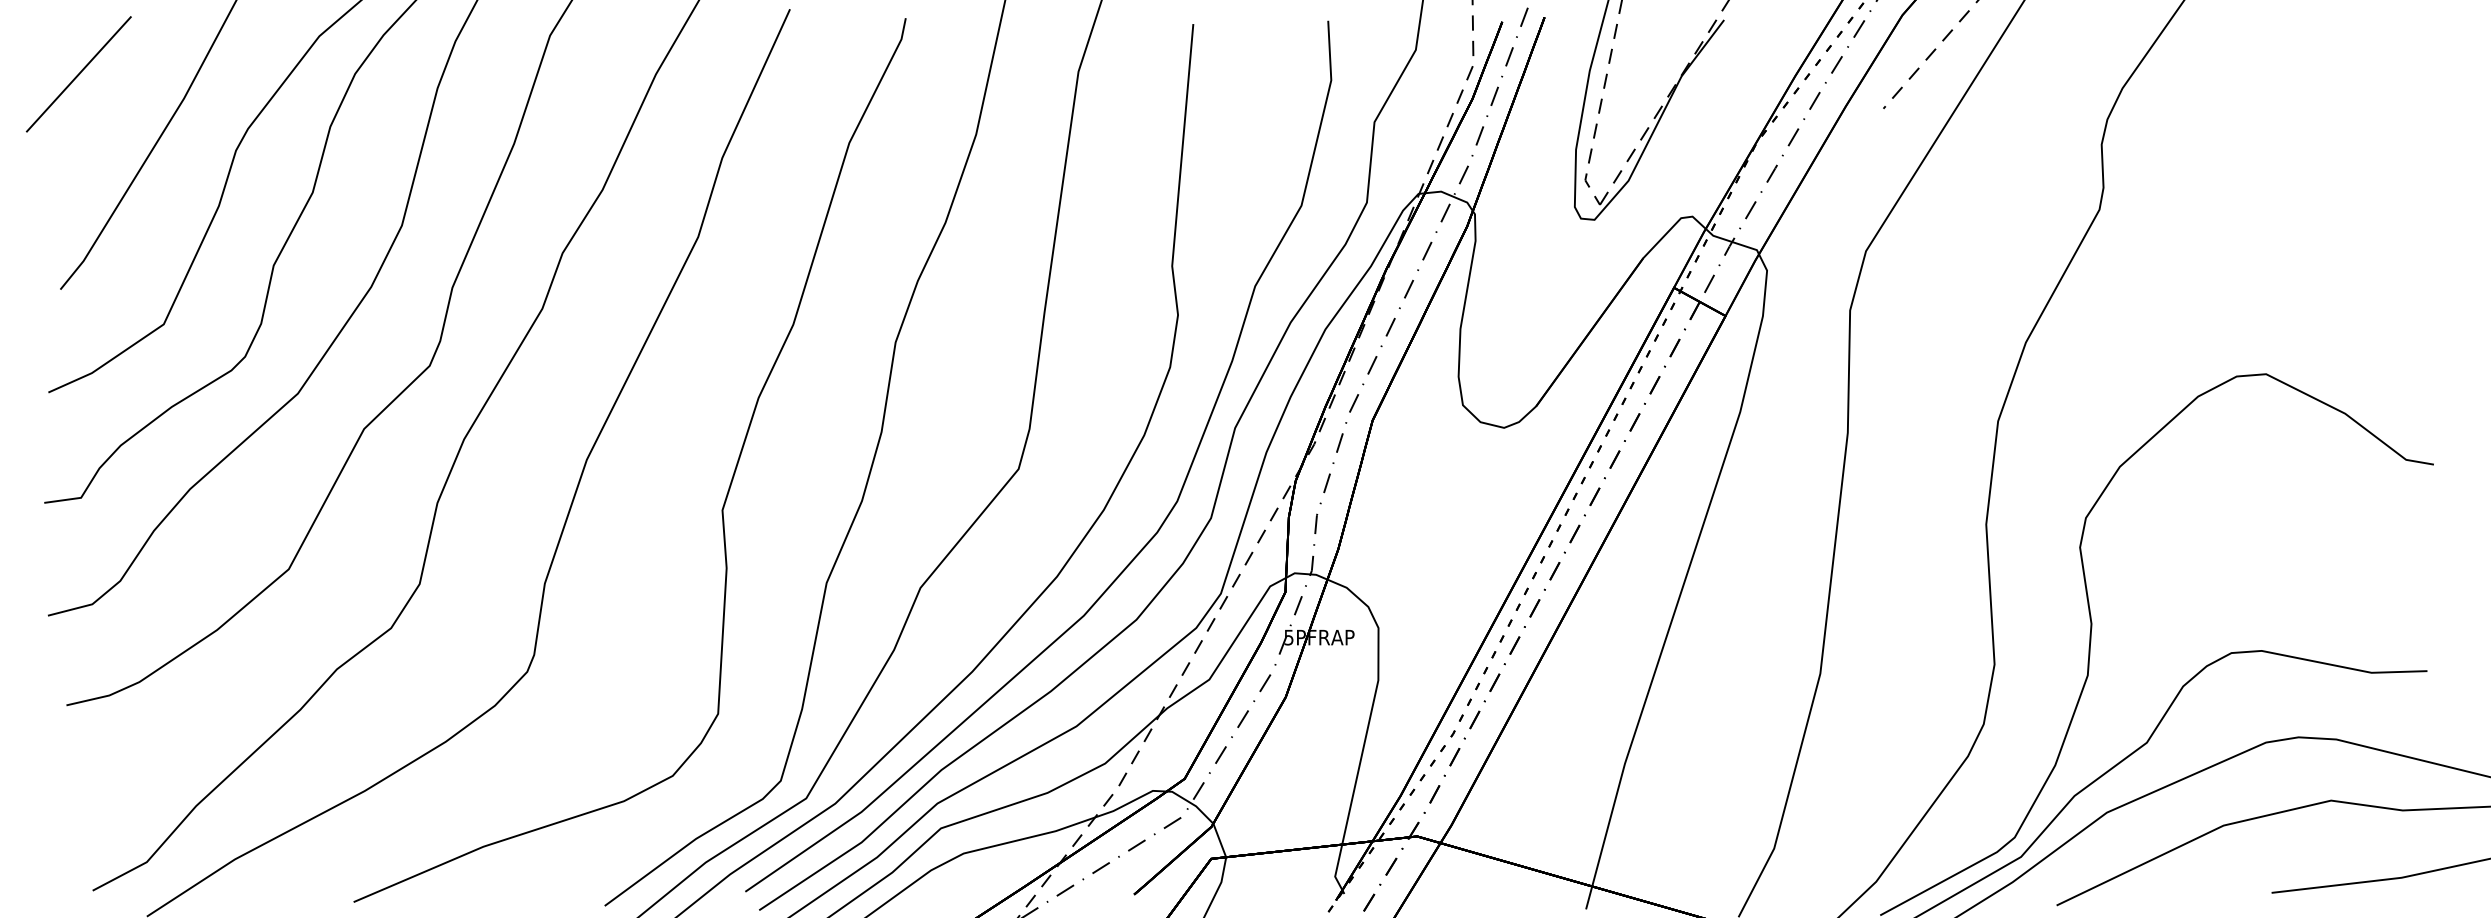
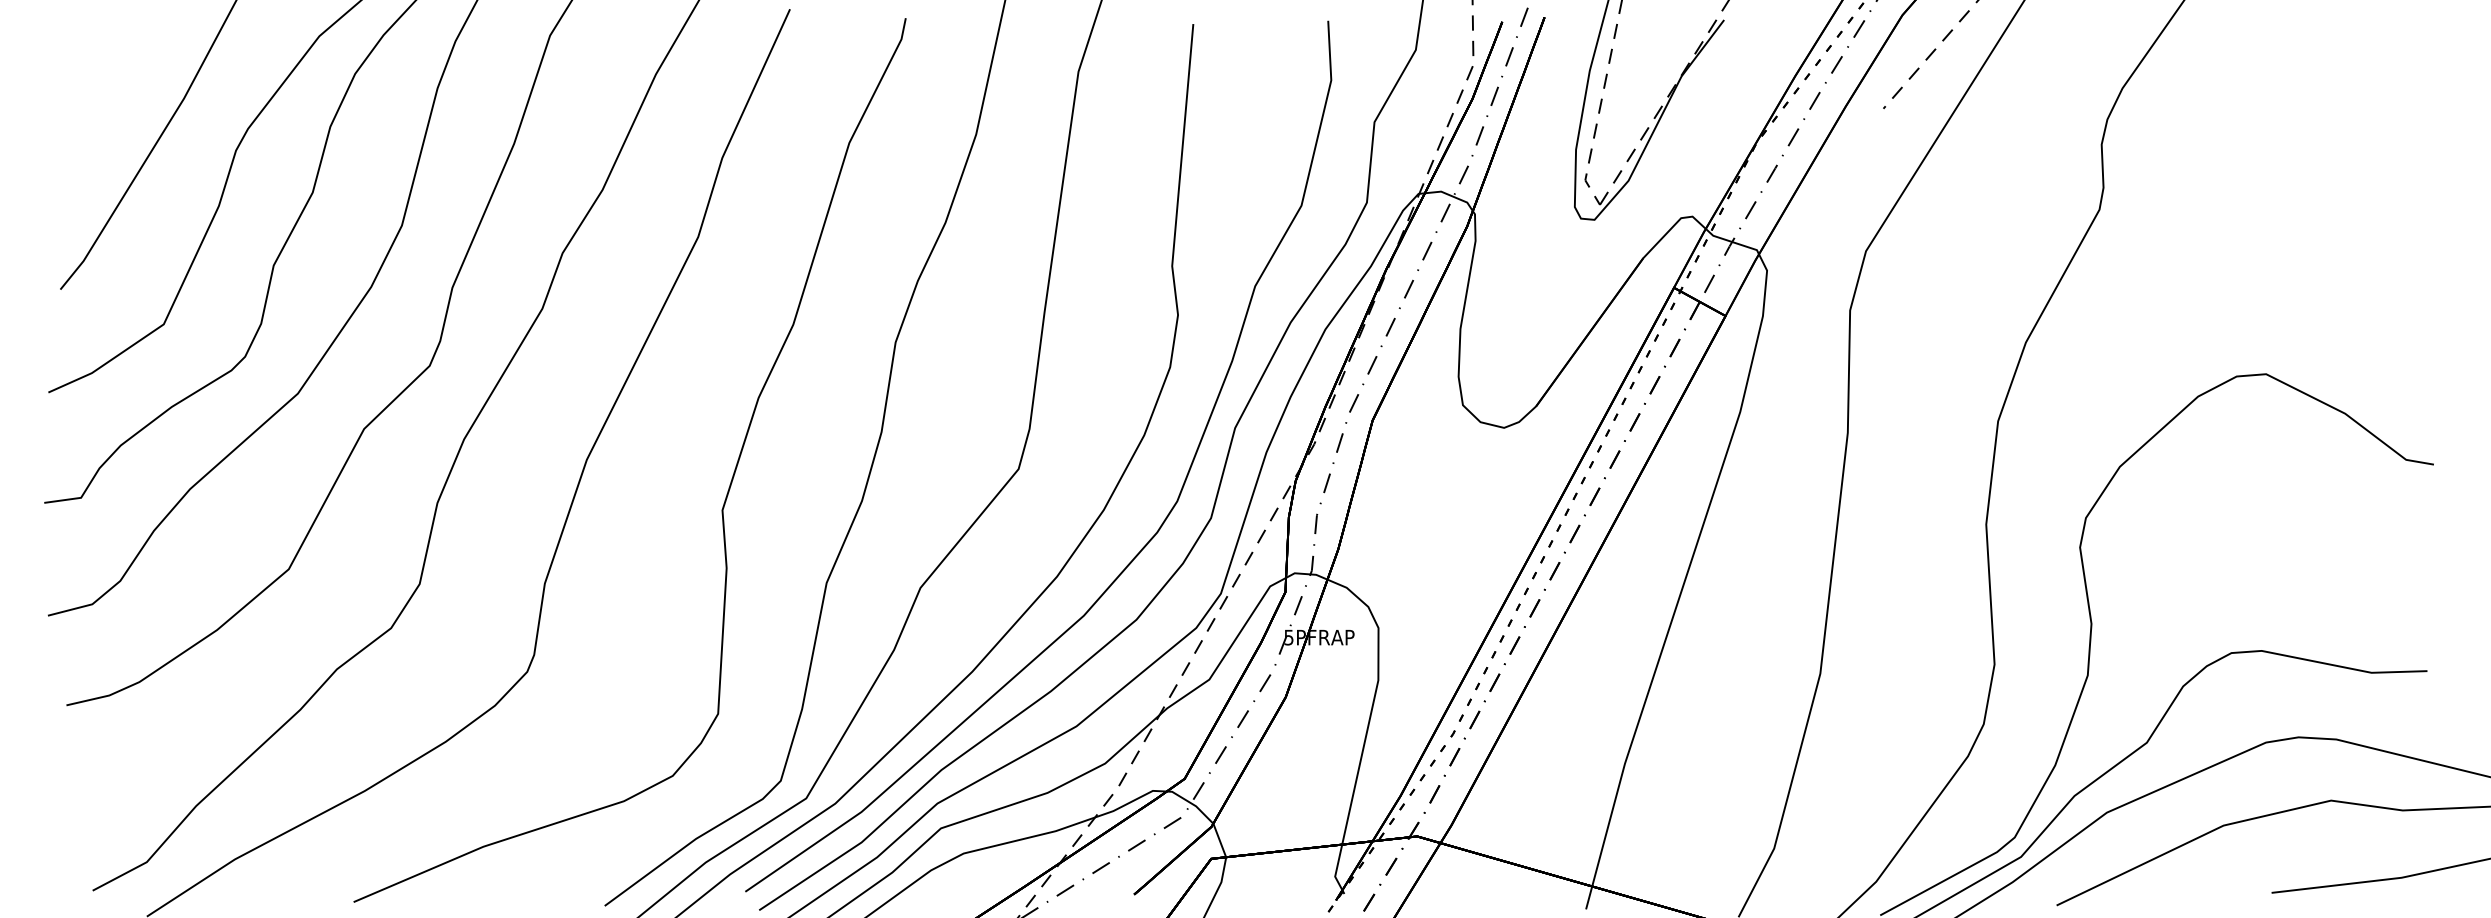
line: present -> none (78, 74)
